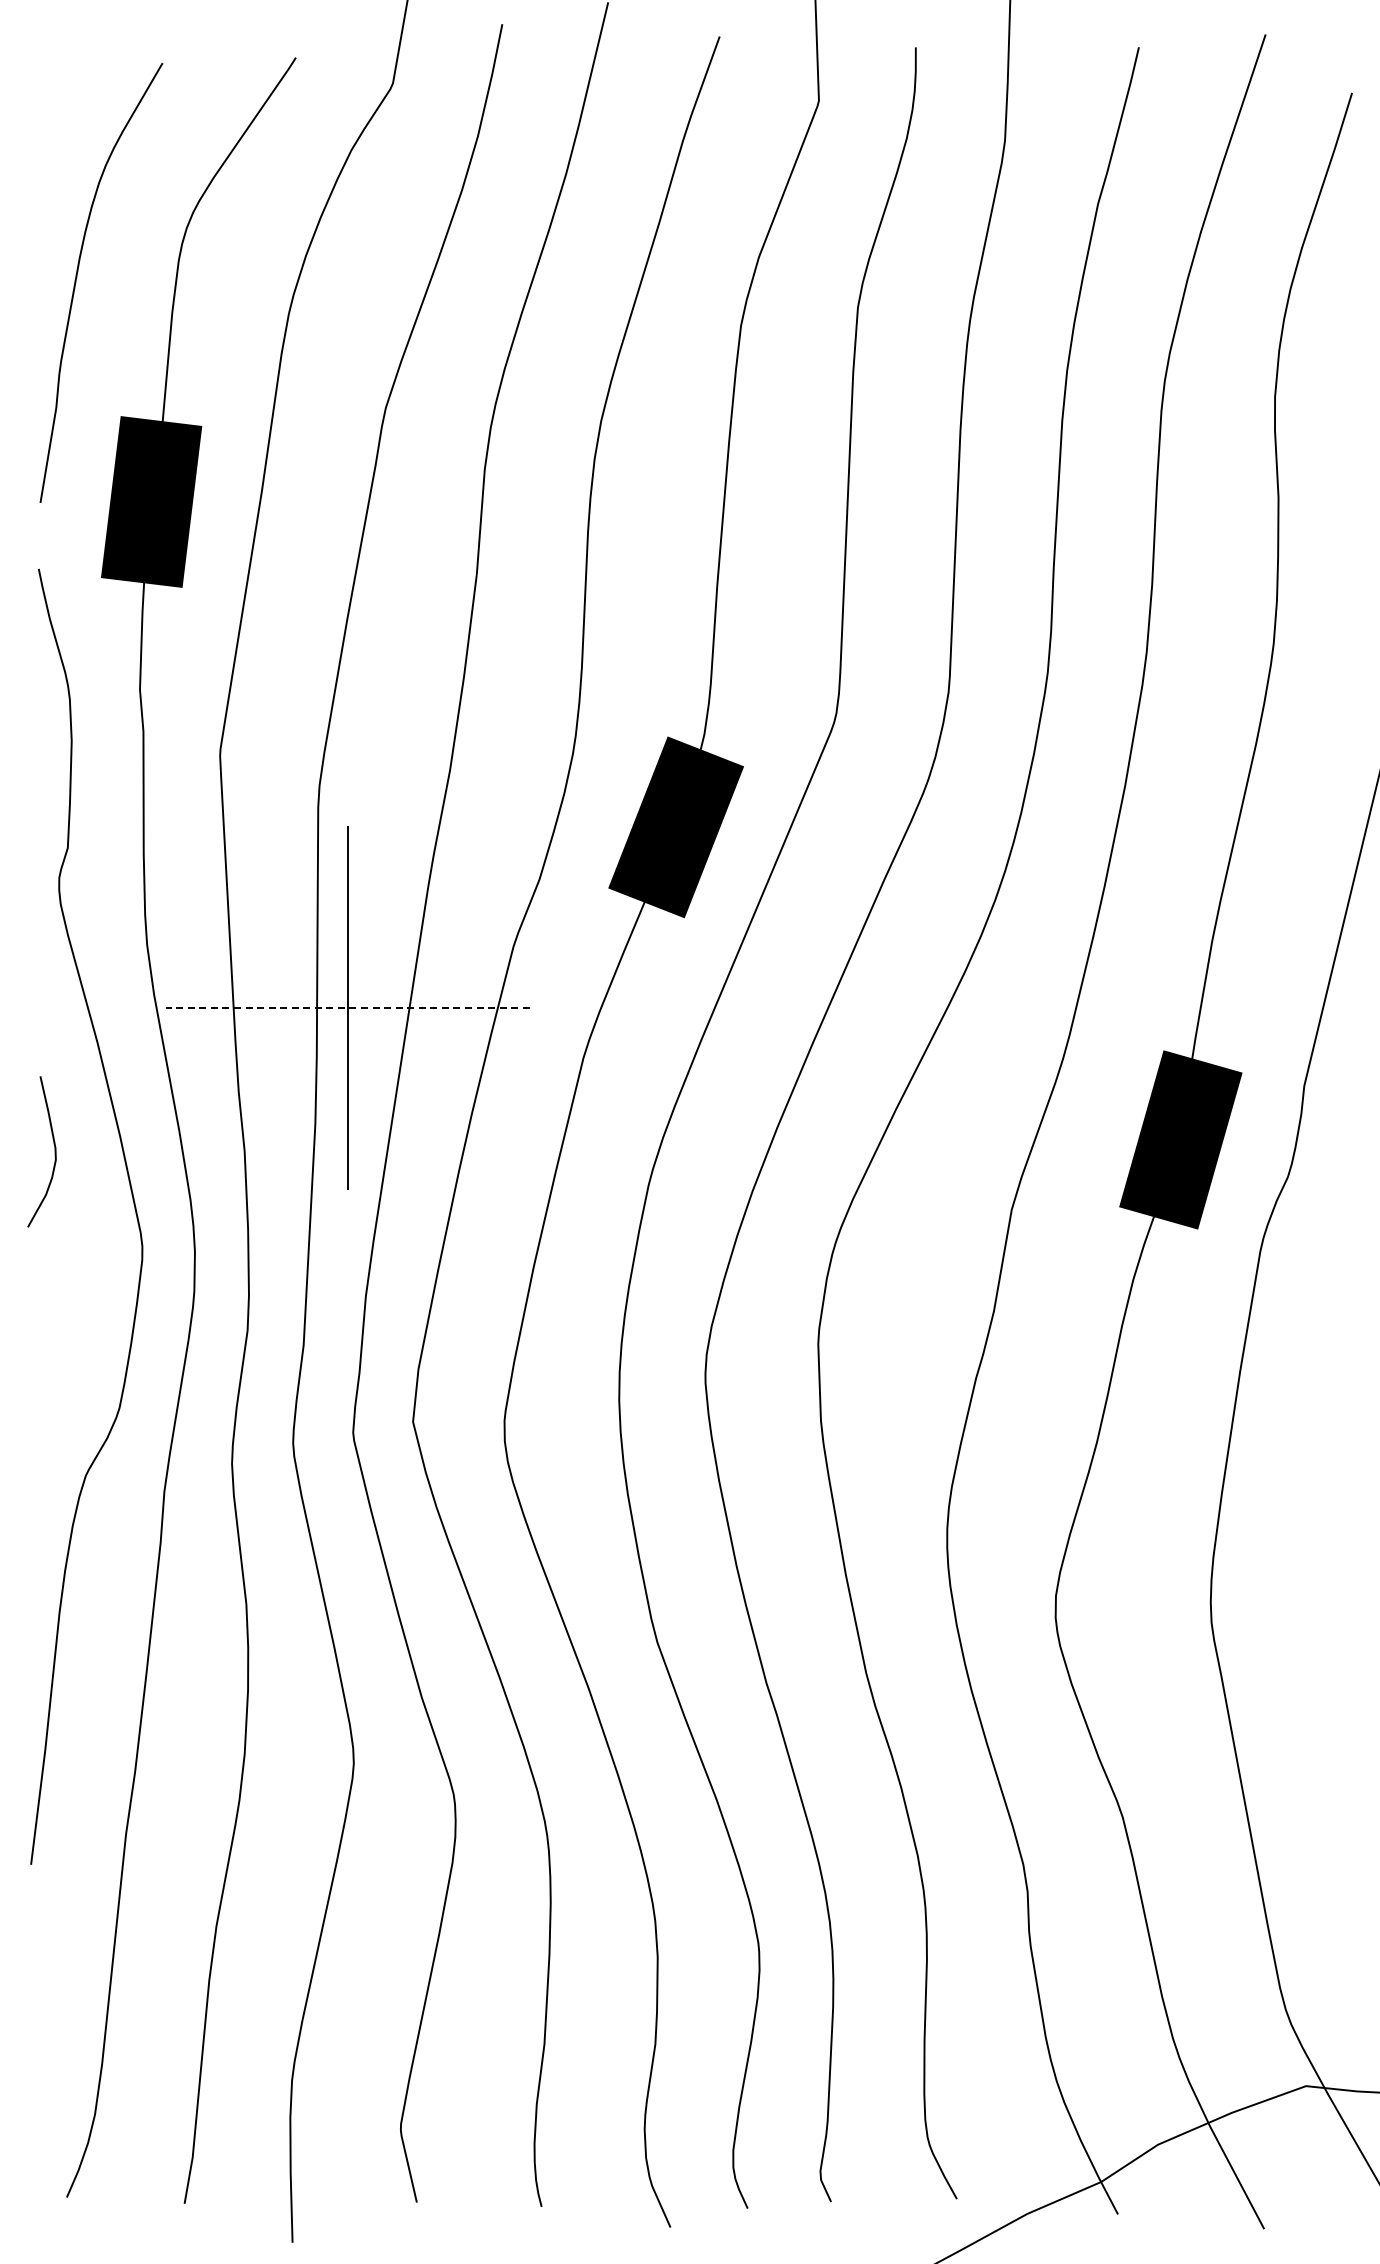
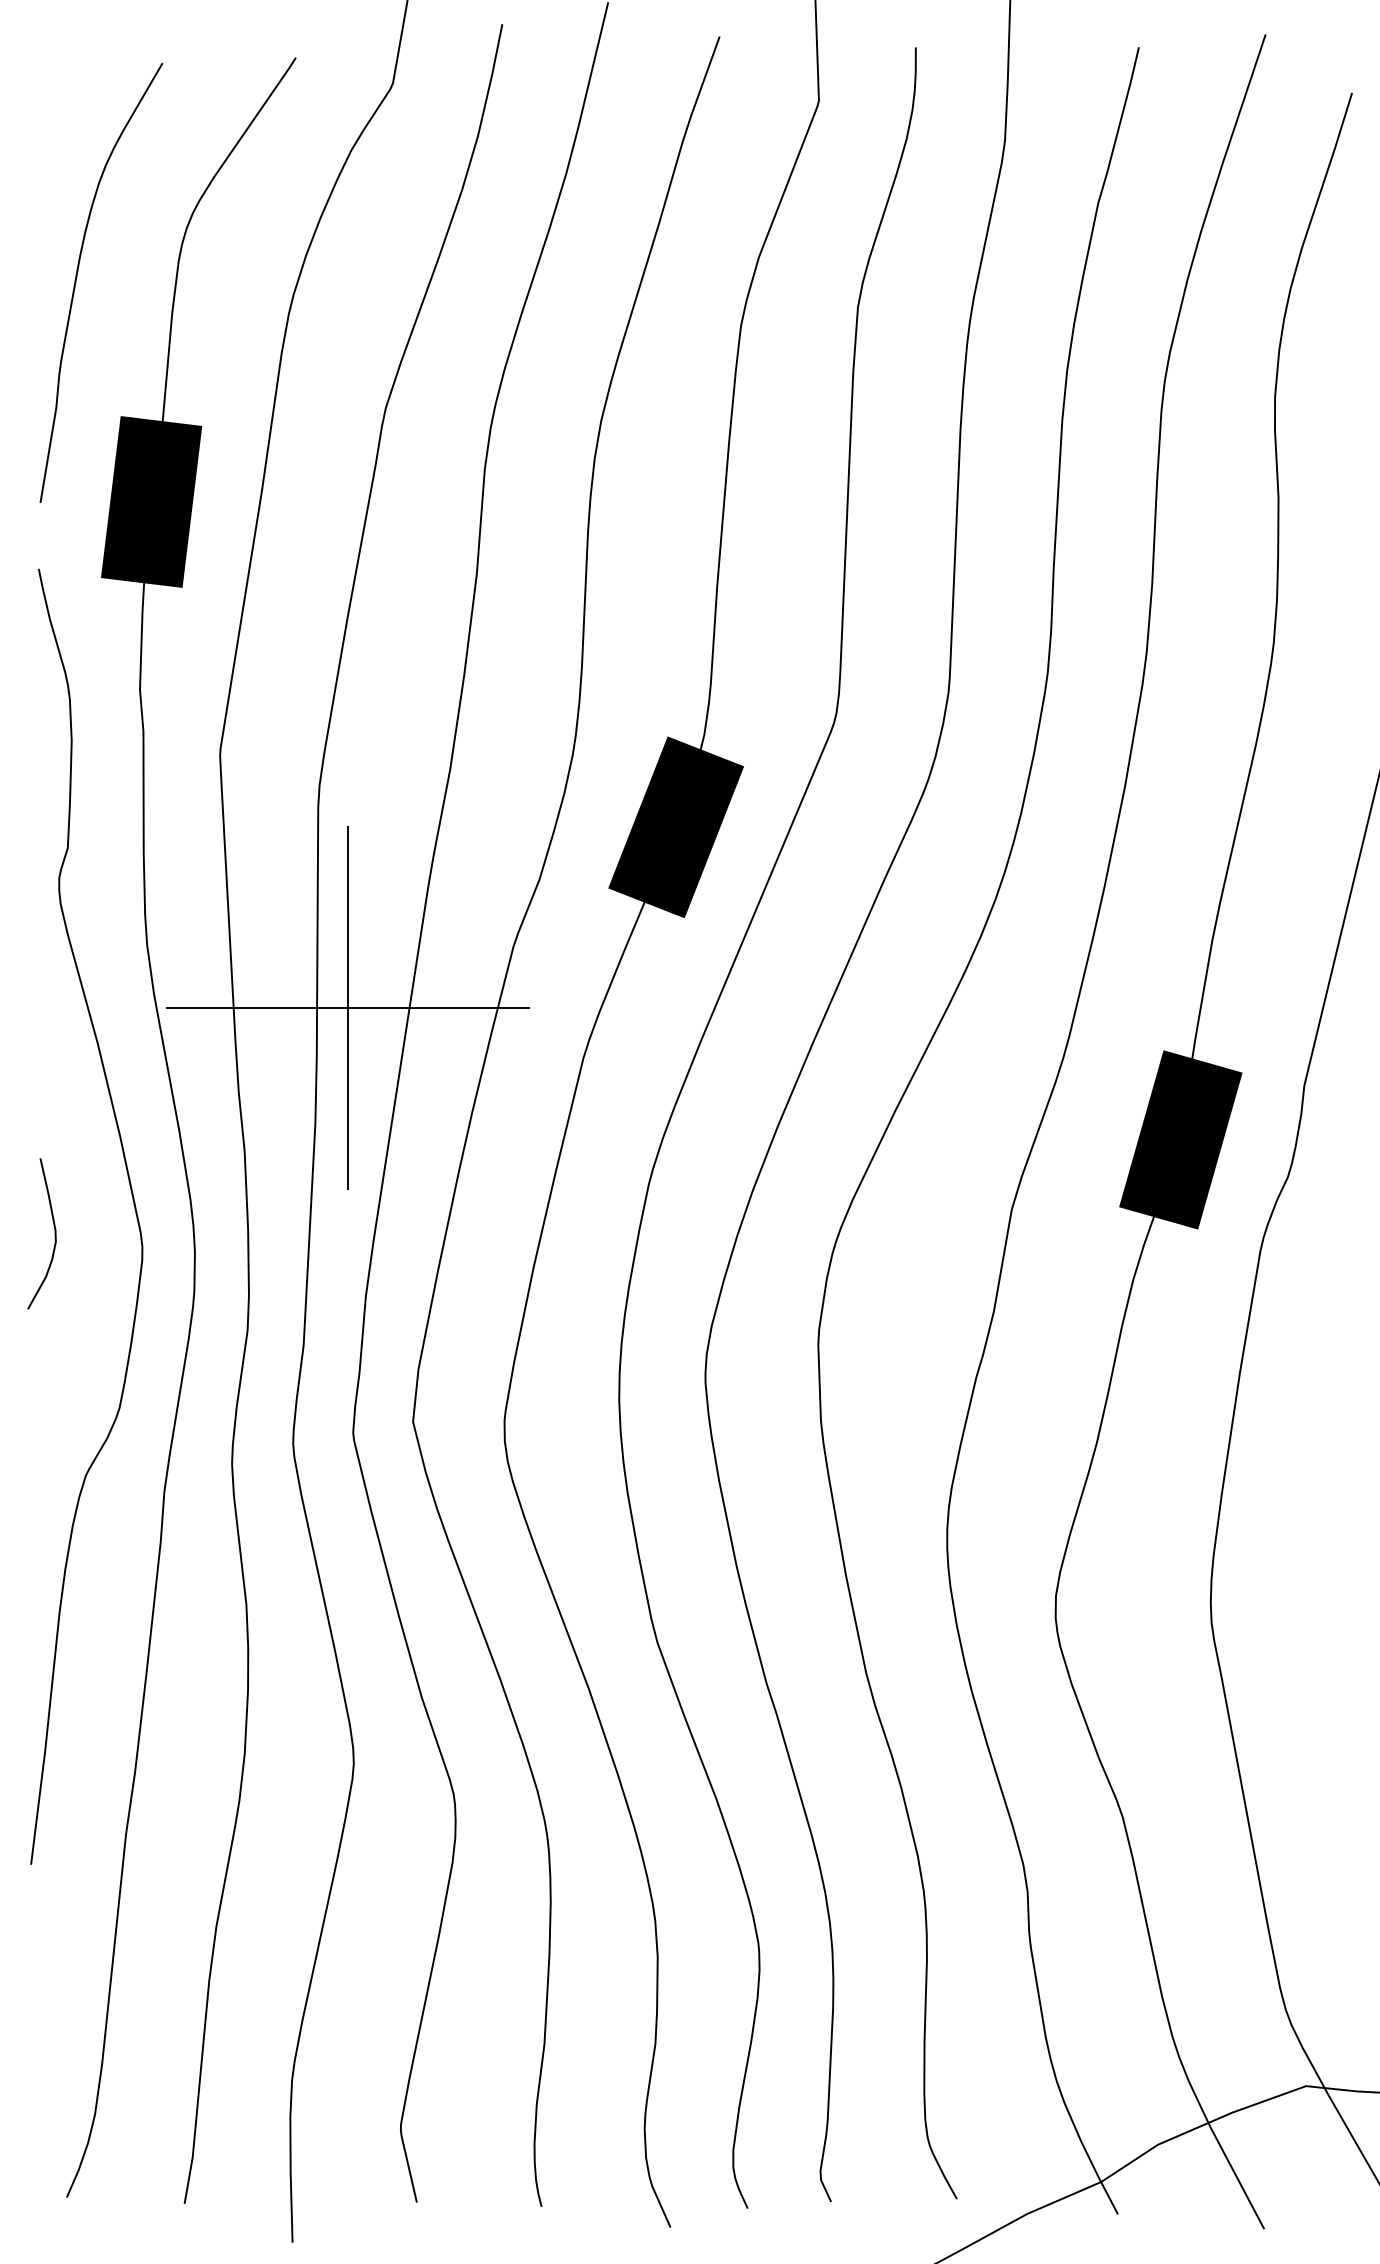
line: dashed -> solid (347, 1008)
curve position: (54, 1151) -> (54, 1233) (54, 1233)
